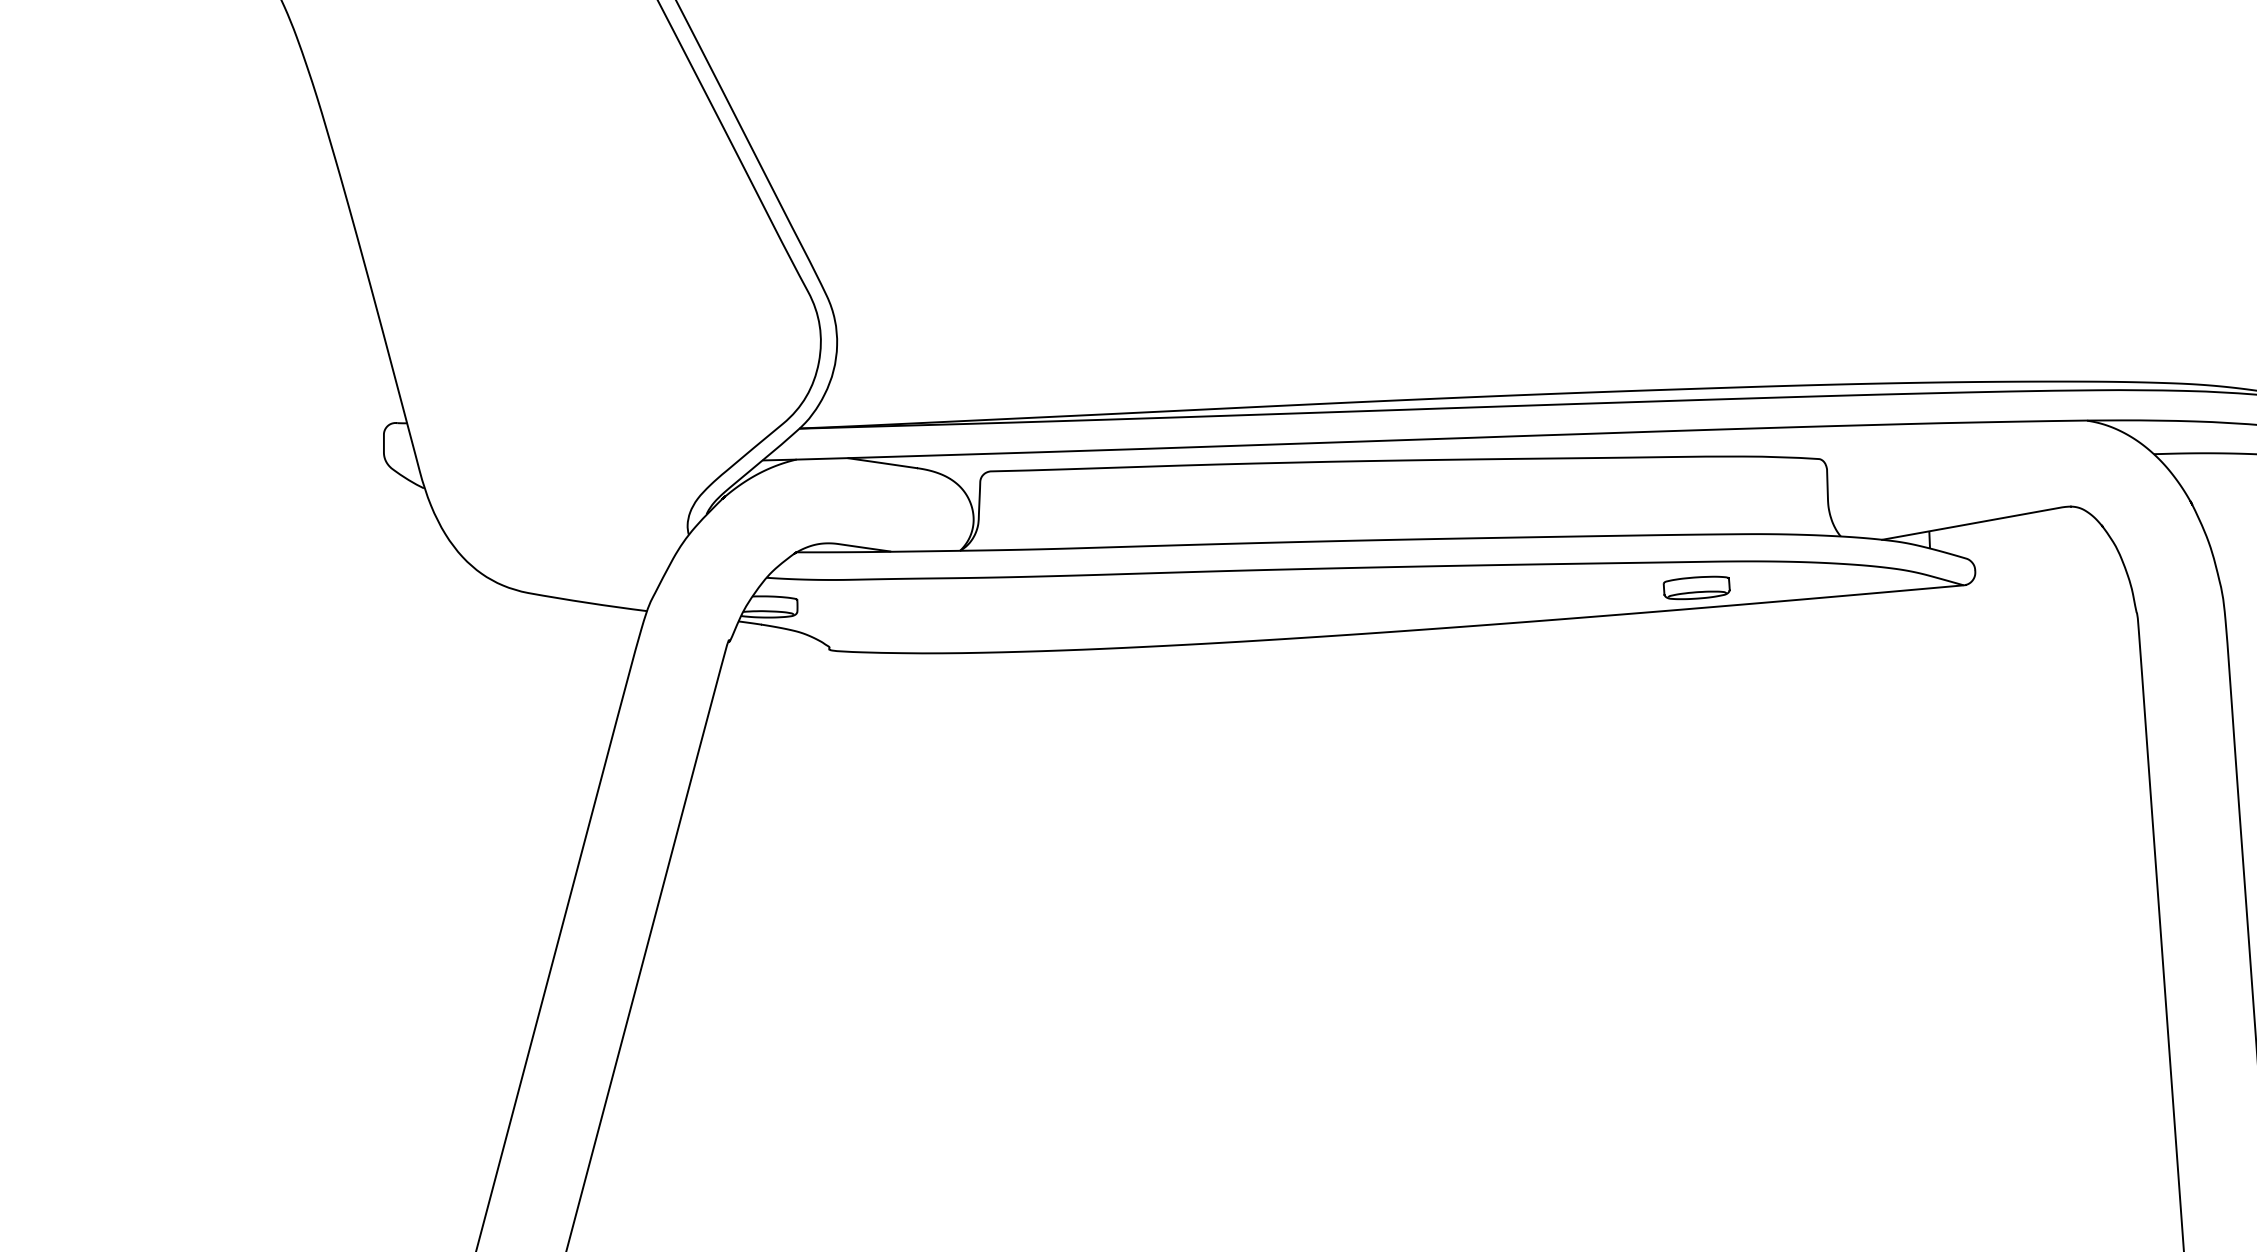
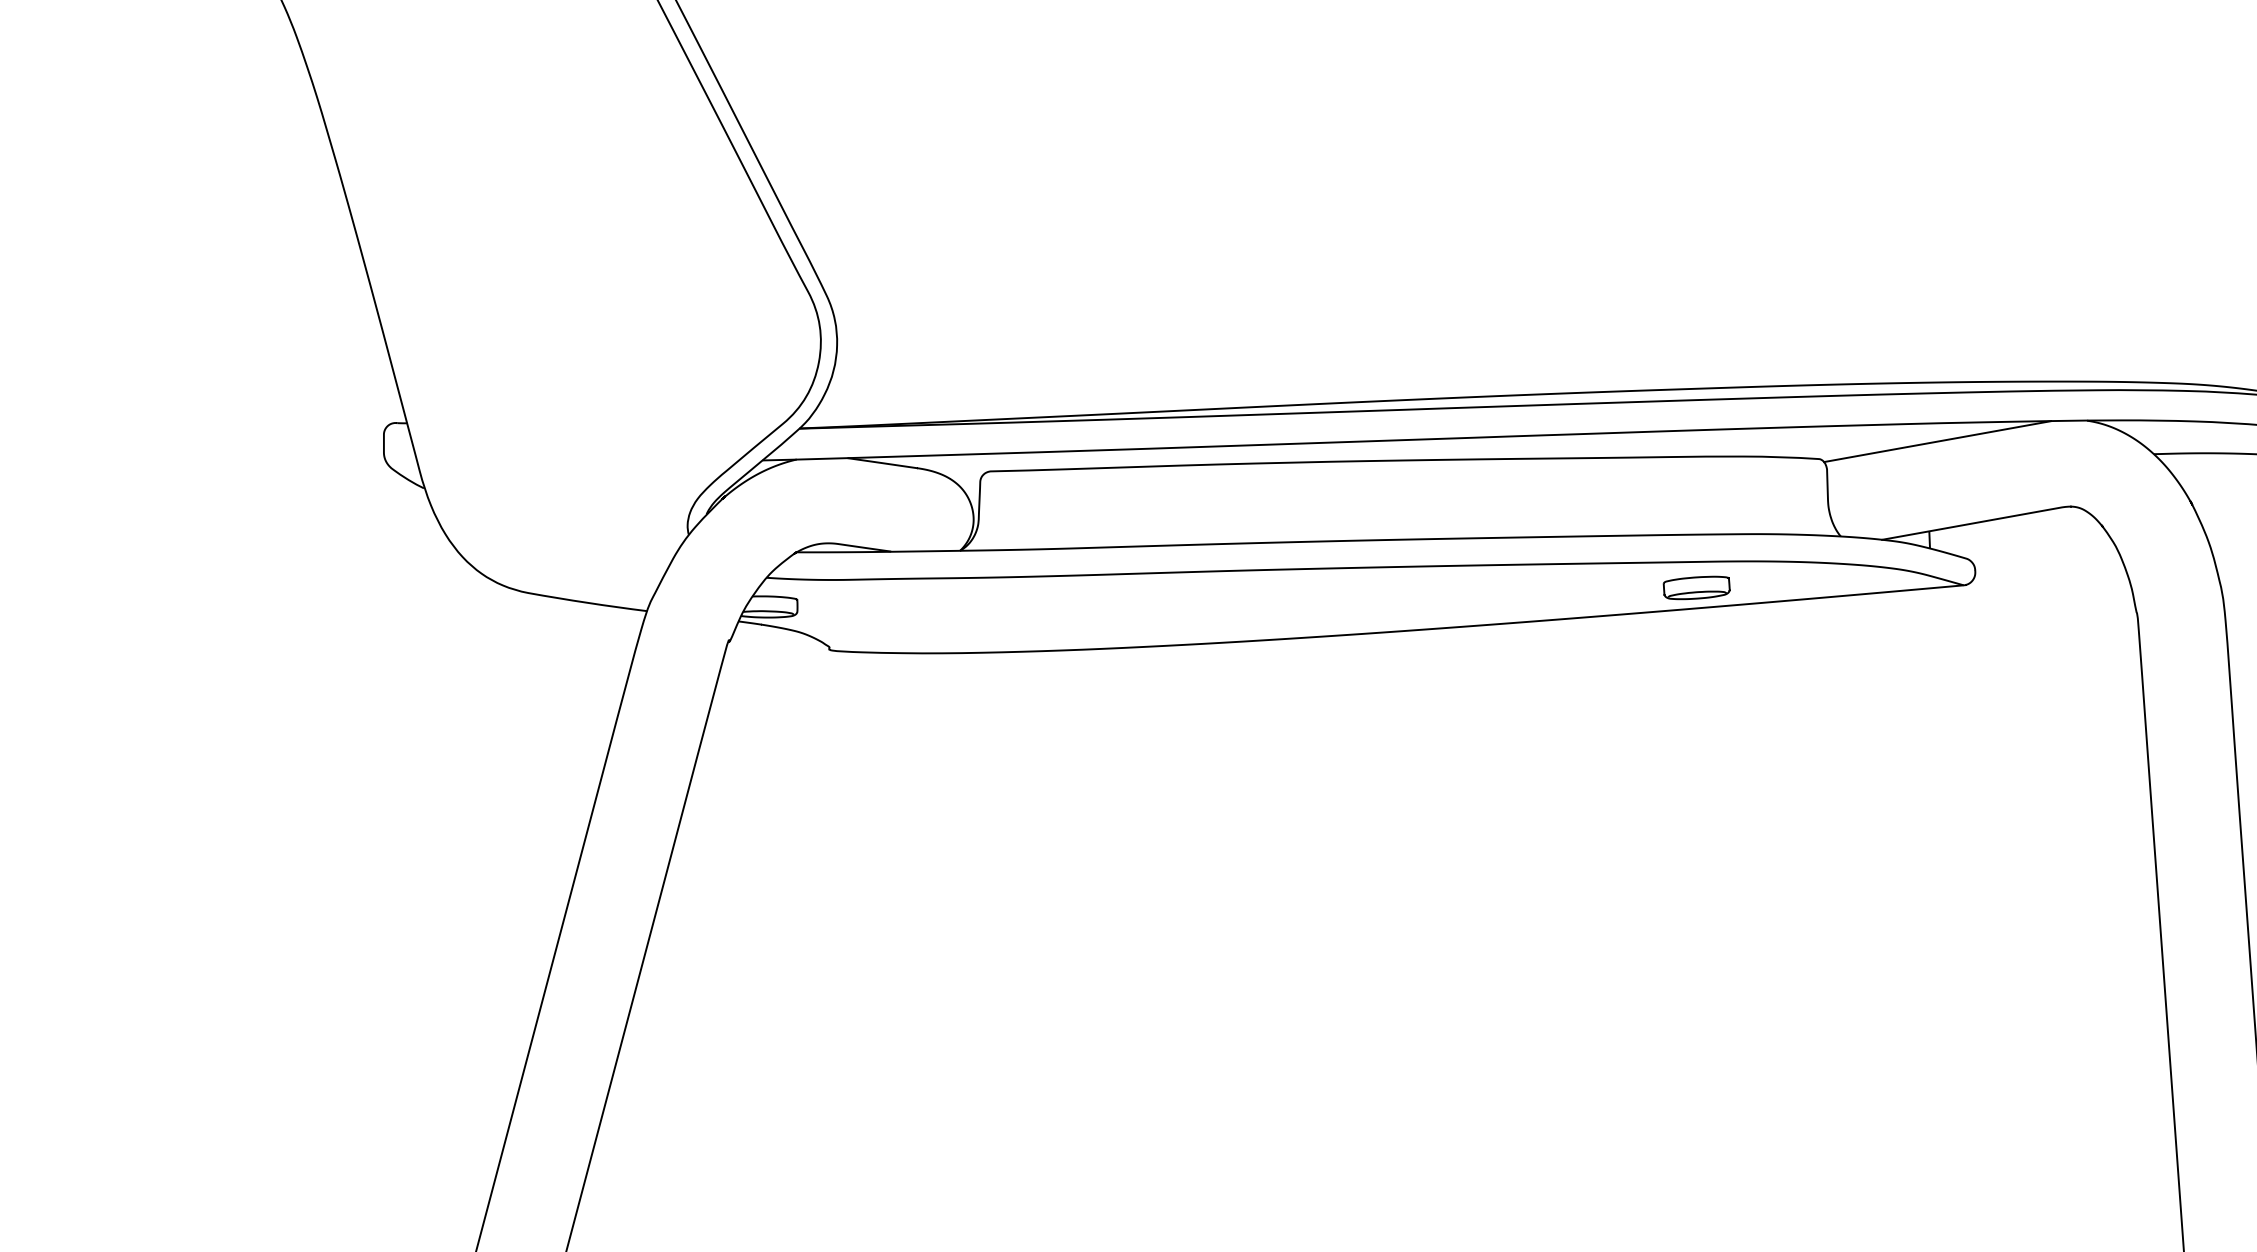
line: none -> present (1937, 441)
